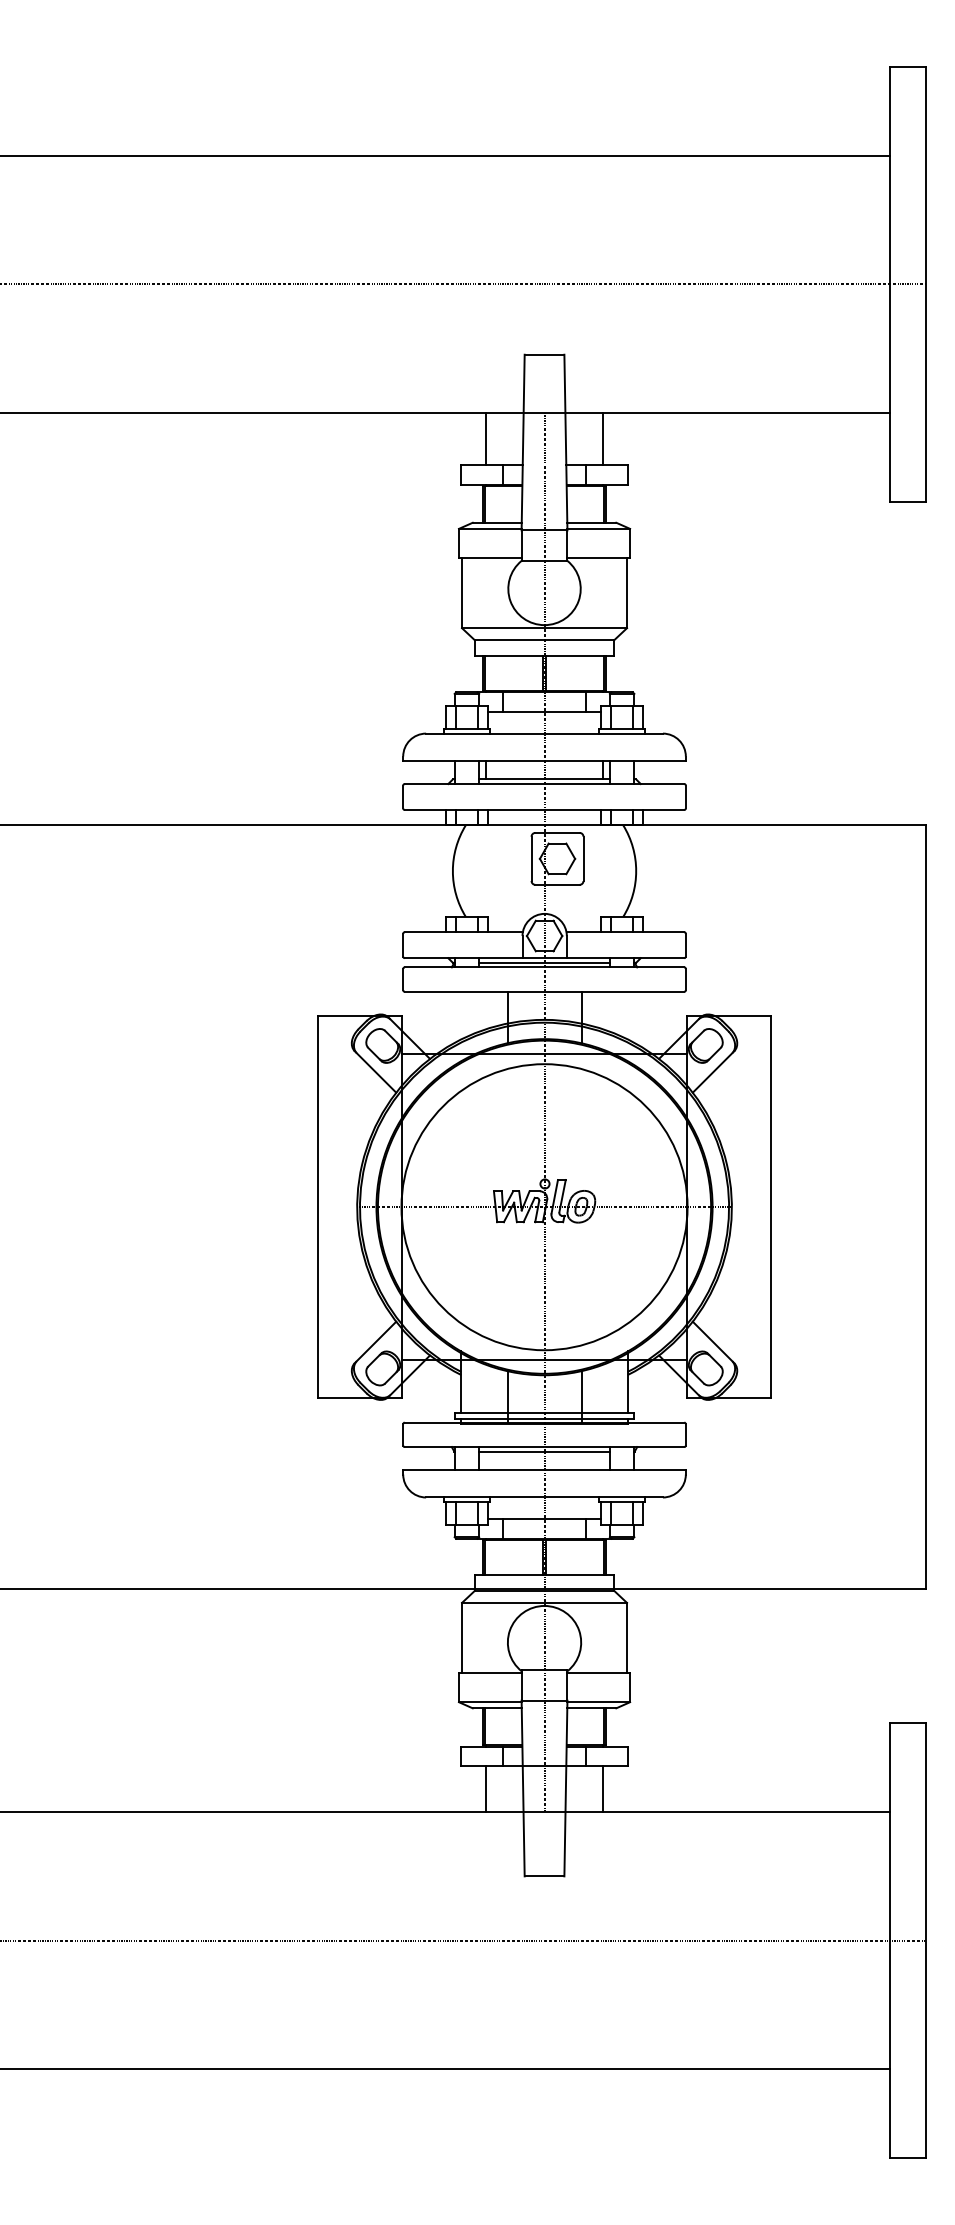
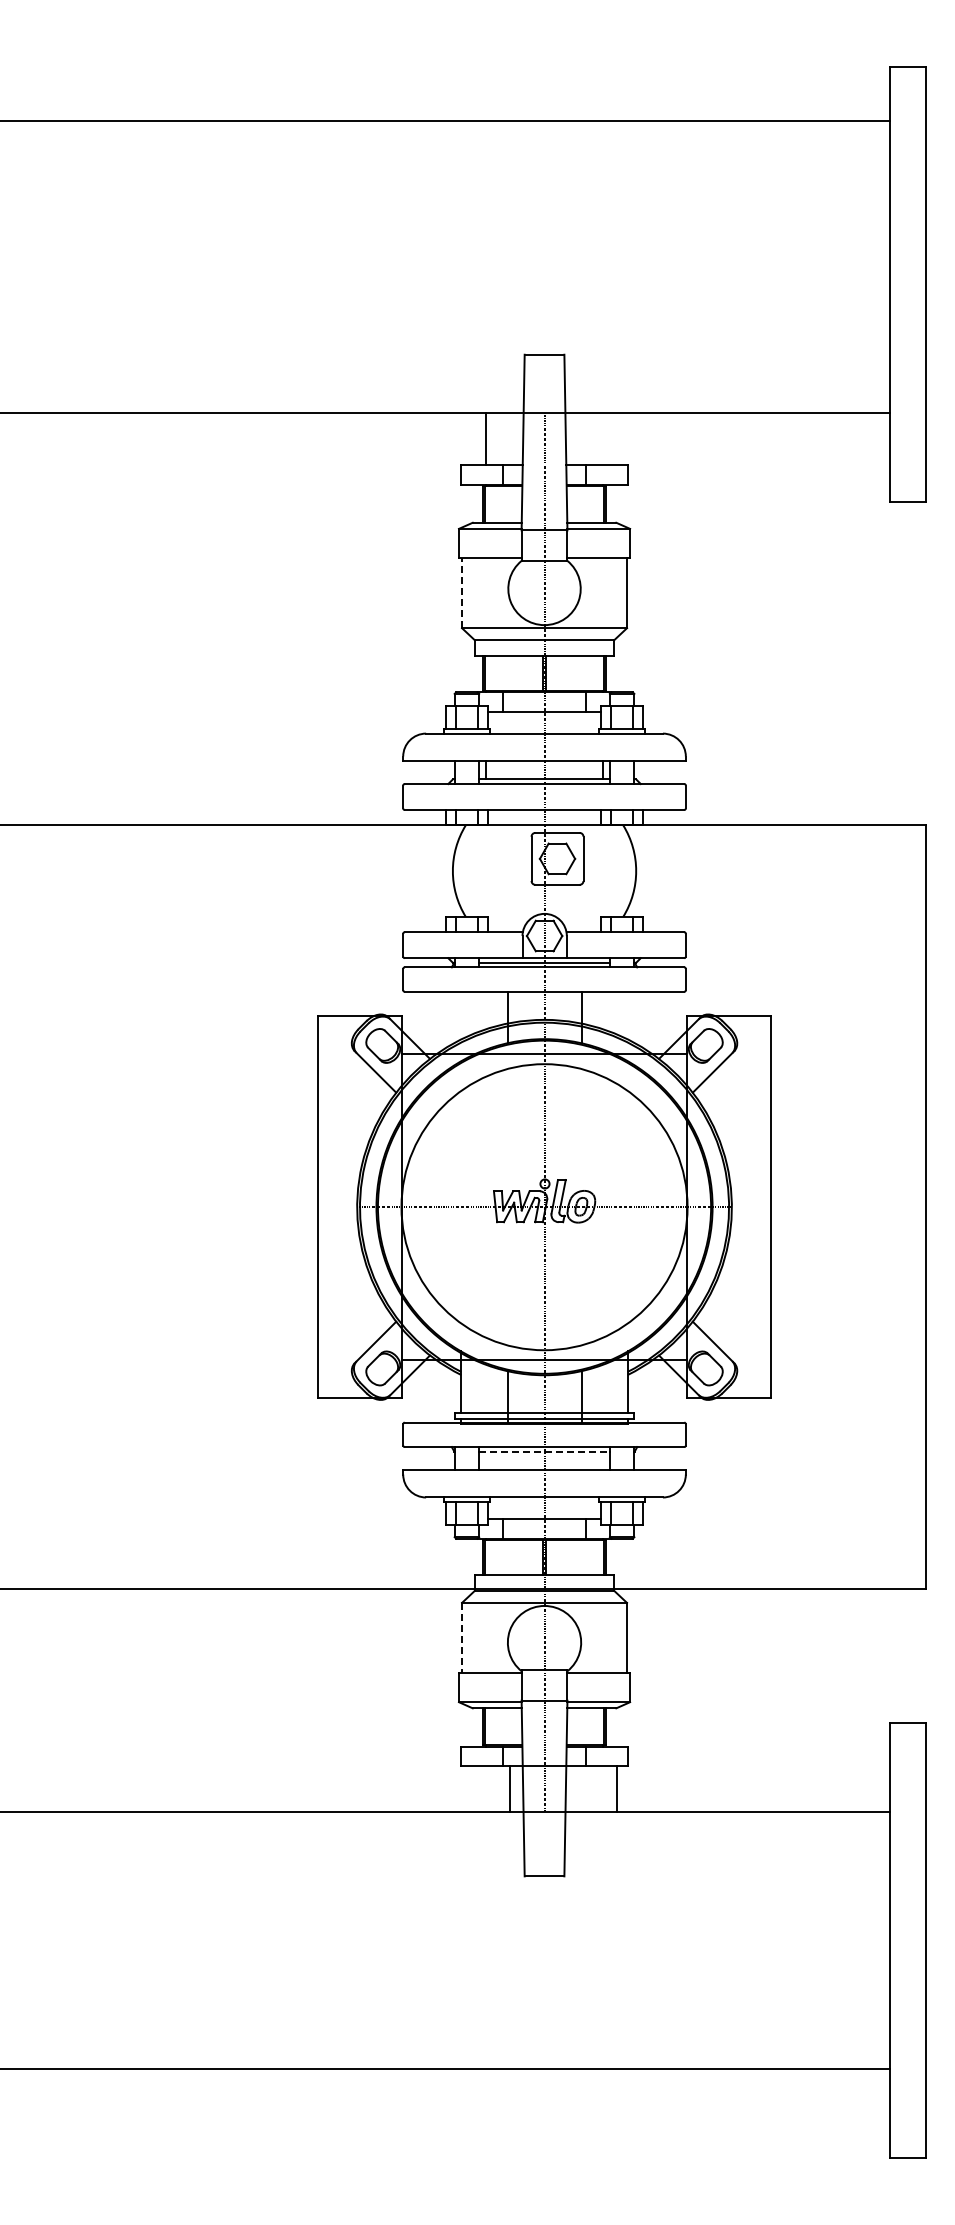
line position: (445, 155) -> (445, 120) (445, 120)
line: present -> none (464, 284)
line: present -> none (602, 438)
line: solid -> dashed (462, 592)
line: solid -> dashed (545, 1451)
line: solid -> dashed (462, 1638)
line position: (486, 1789) -> (510, 1789) (510, 1789)
line position: (602, 1789) -> (616, 1789) (616, 1789)
line: present -> none (464, 1940)
